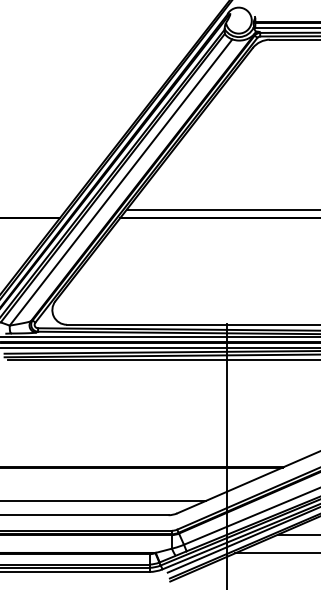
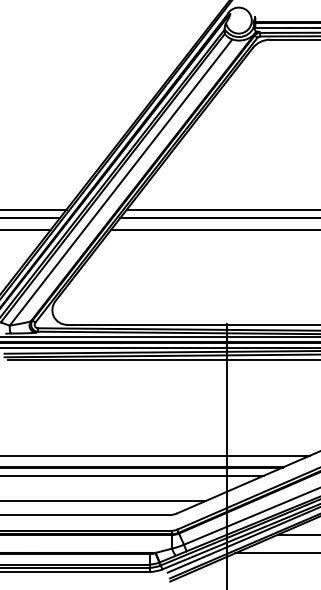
line: none -> present (34, 209)
line: none -> present (26, 229)
line: none -> present (214, 229)
line: none -> present (156, 455)
line: none -> present (133, 475)
